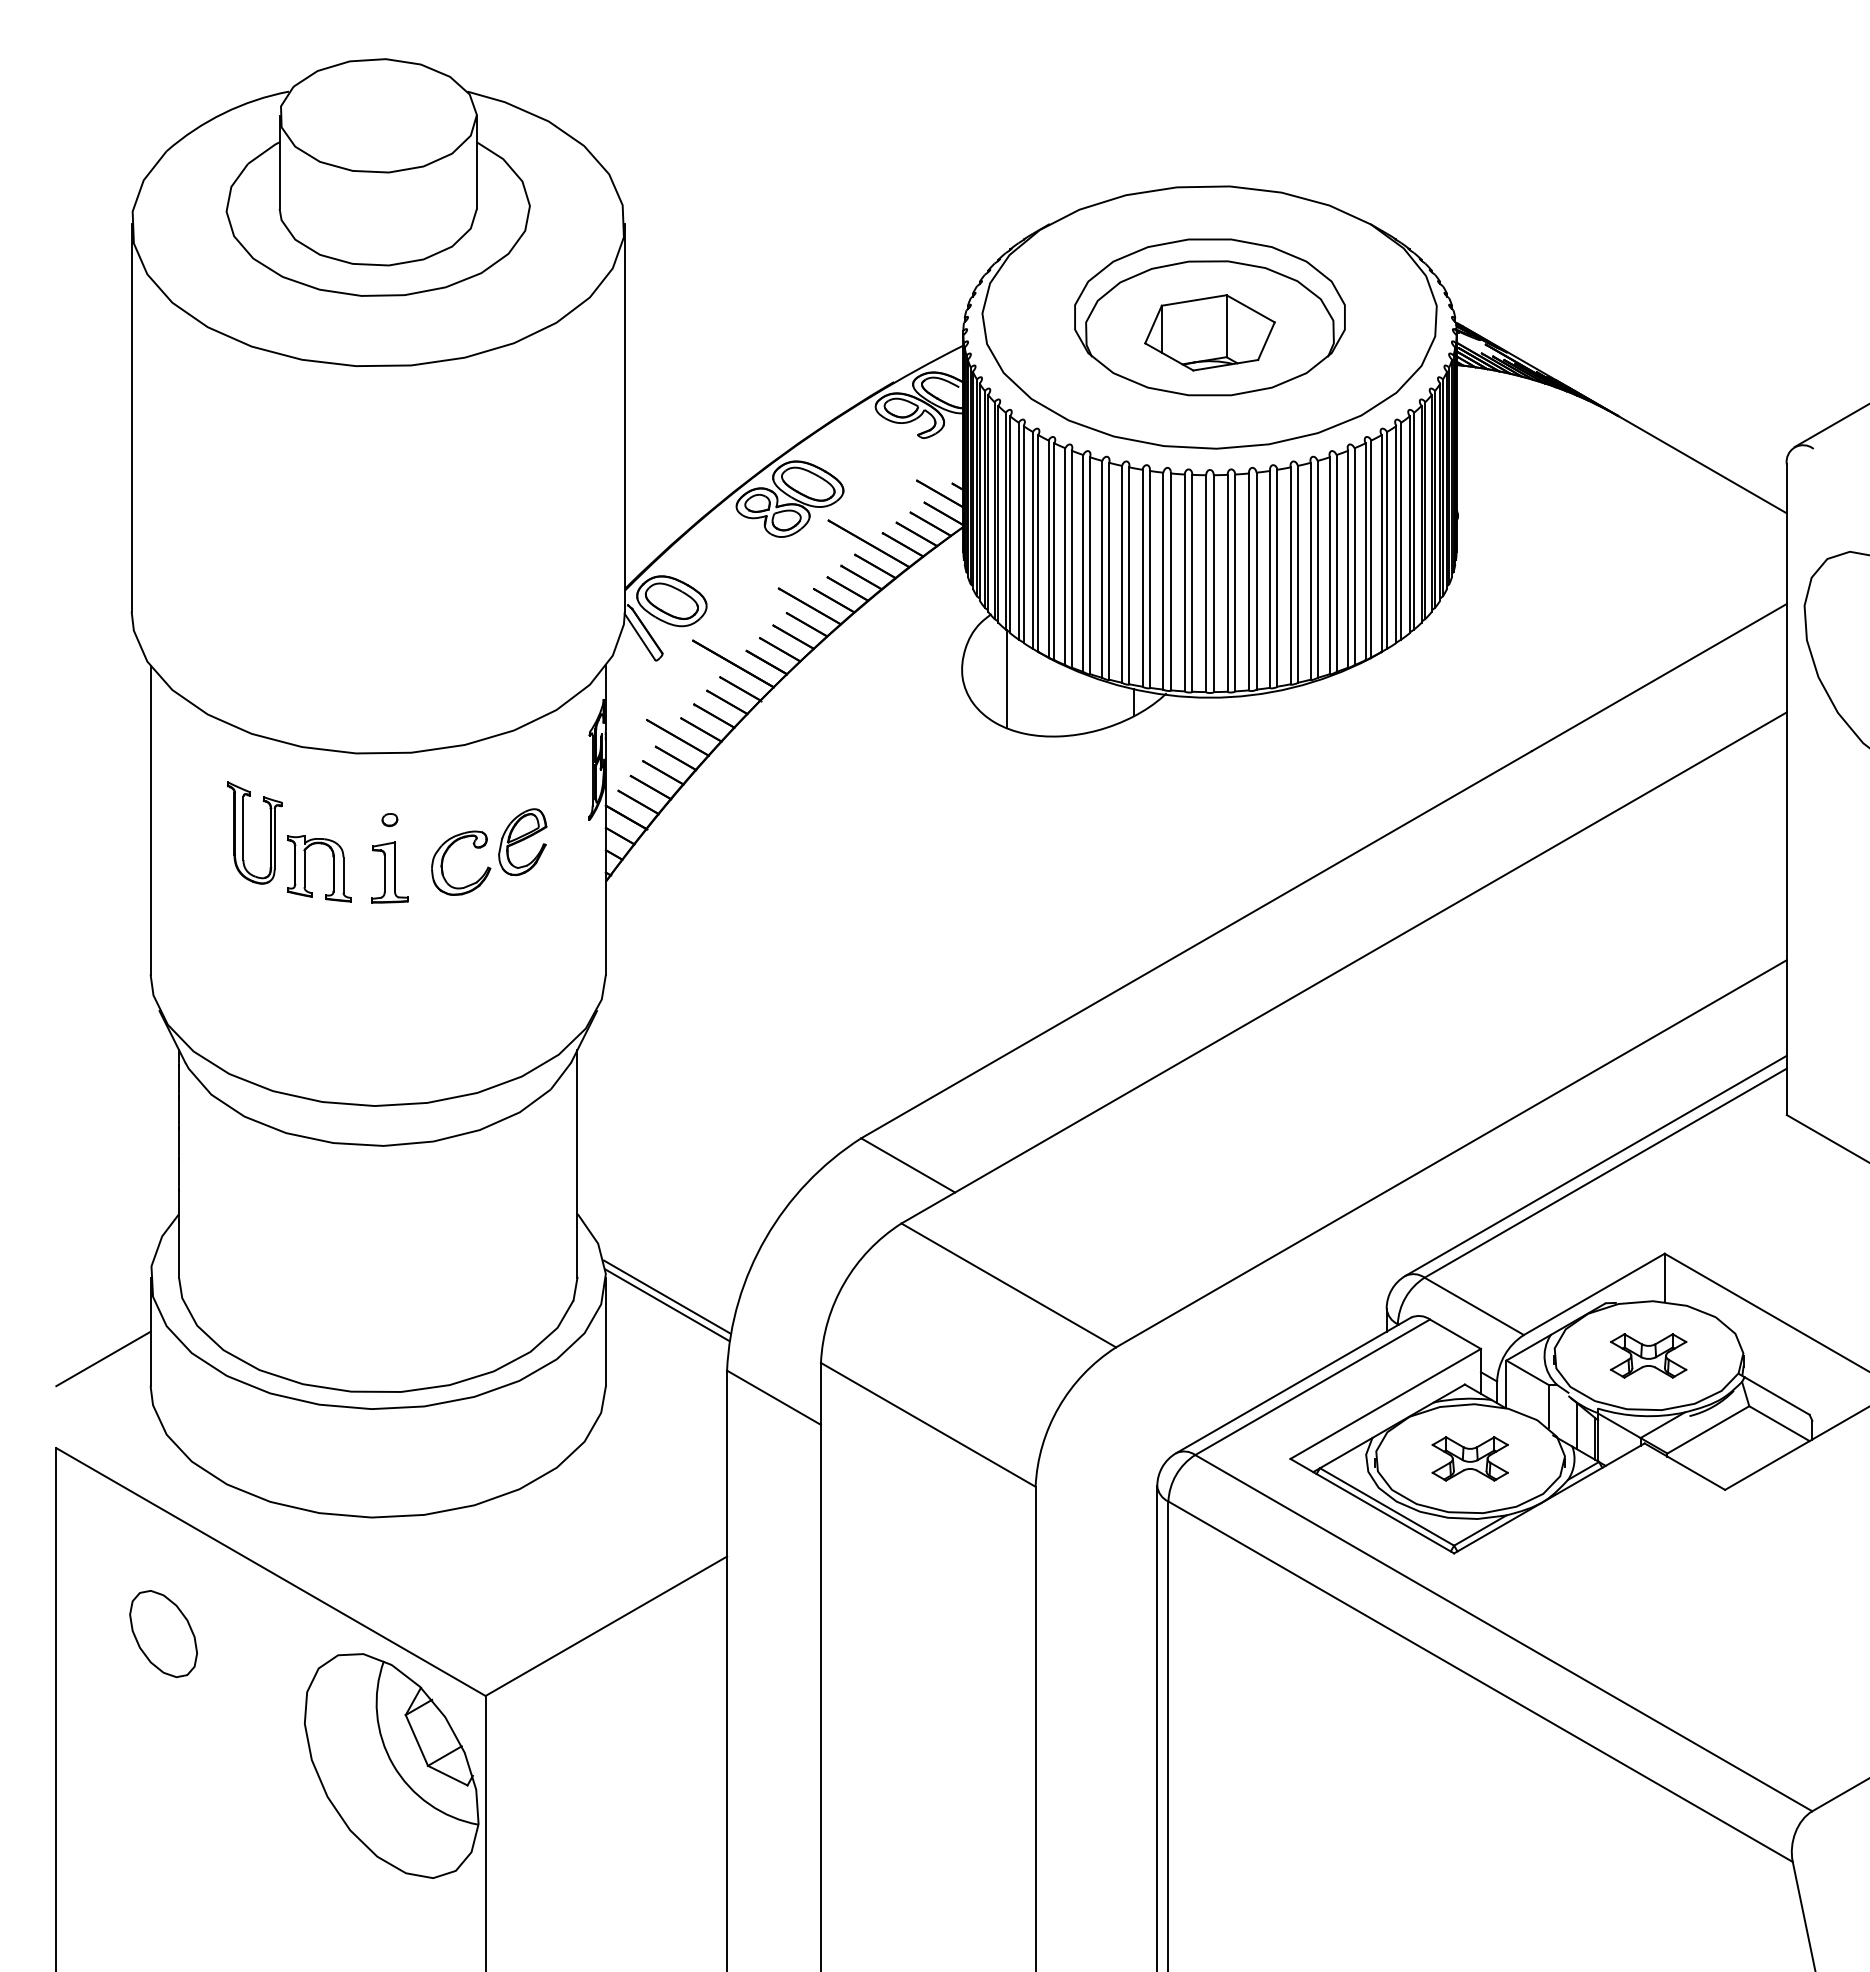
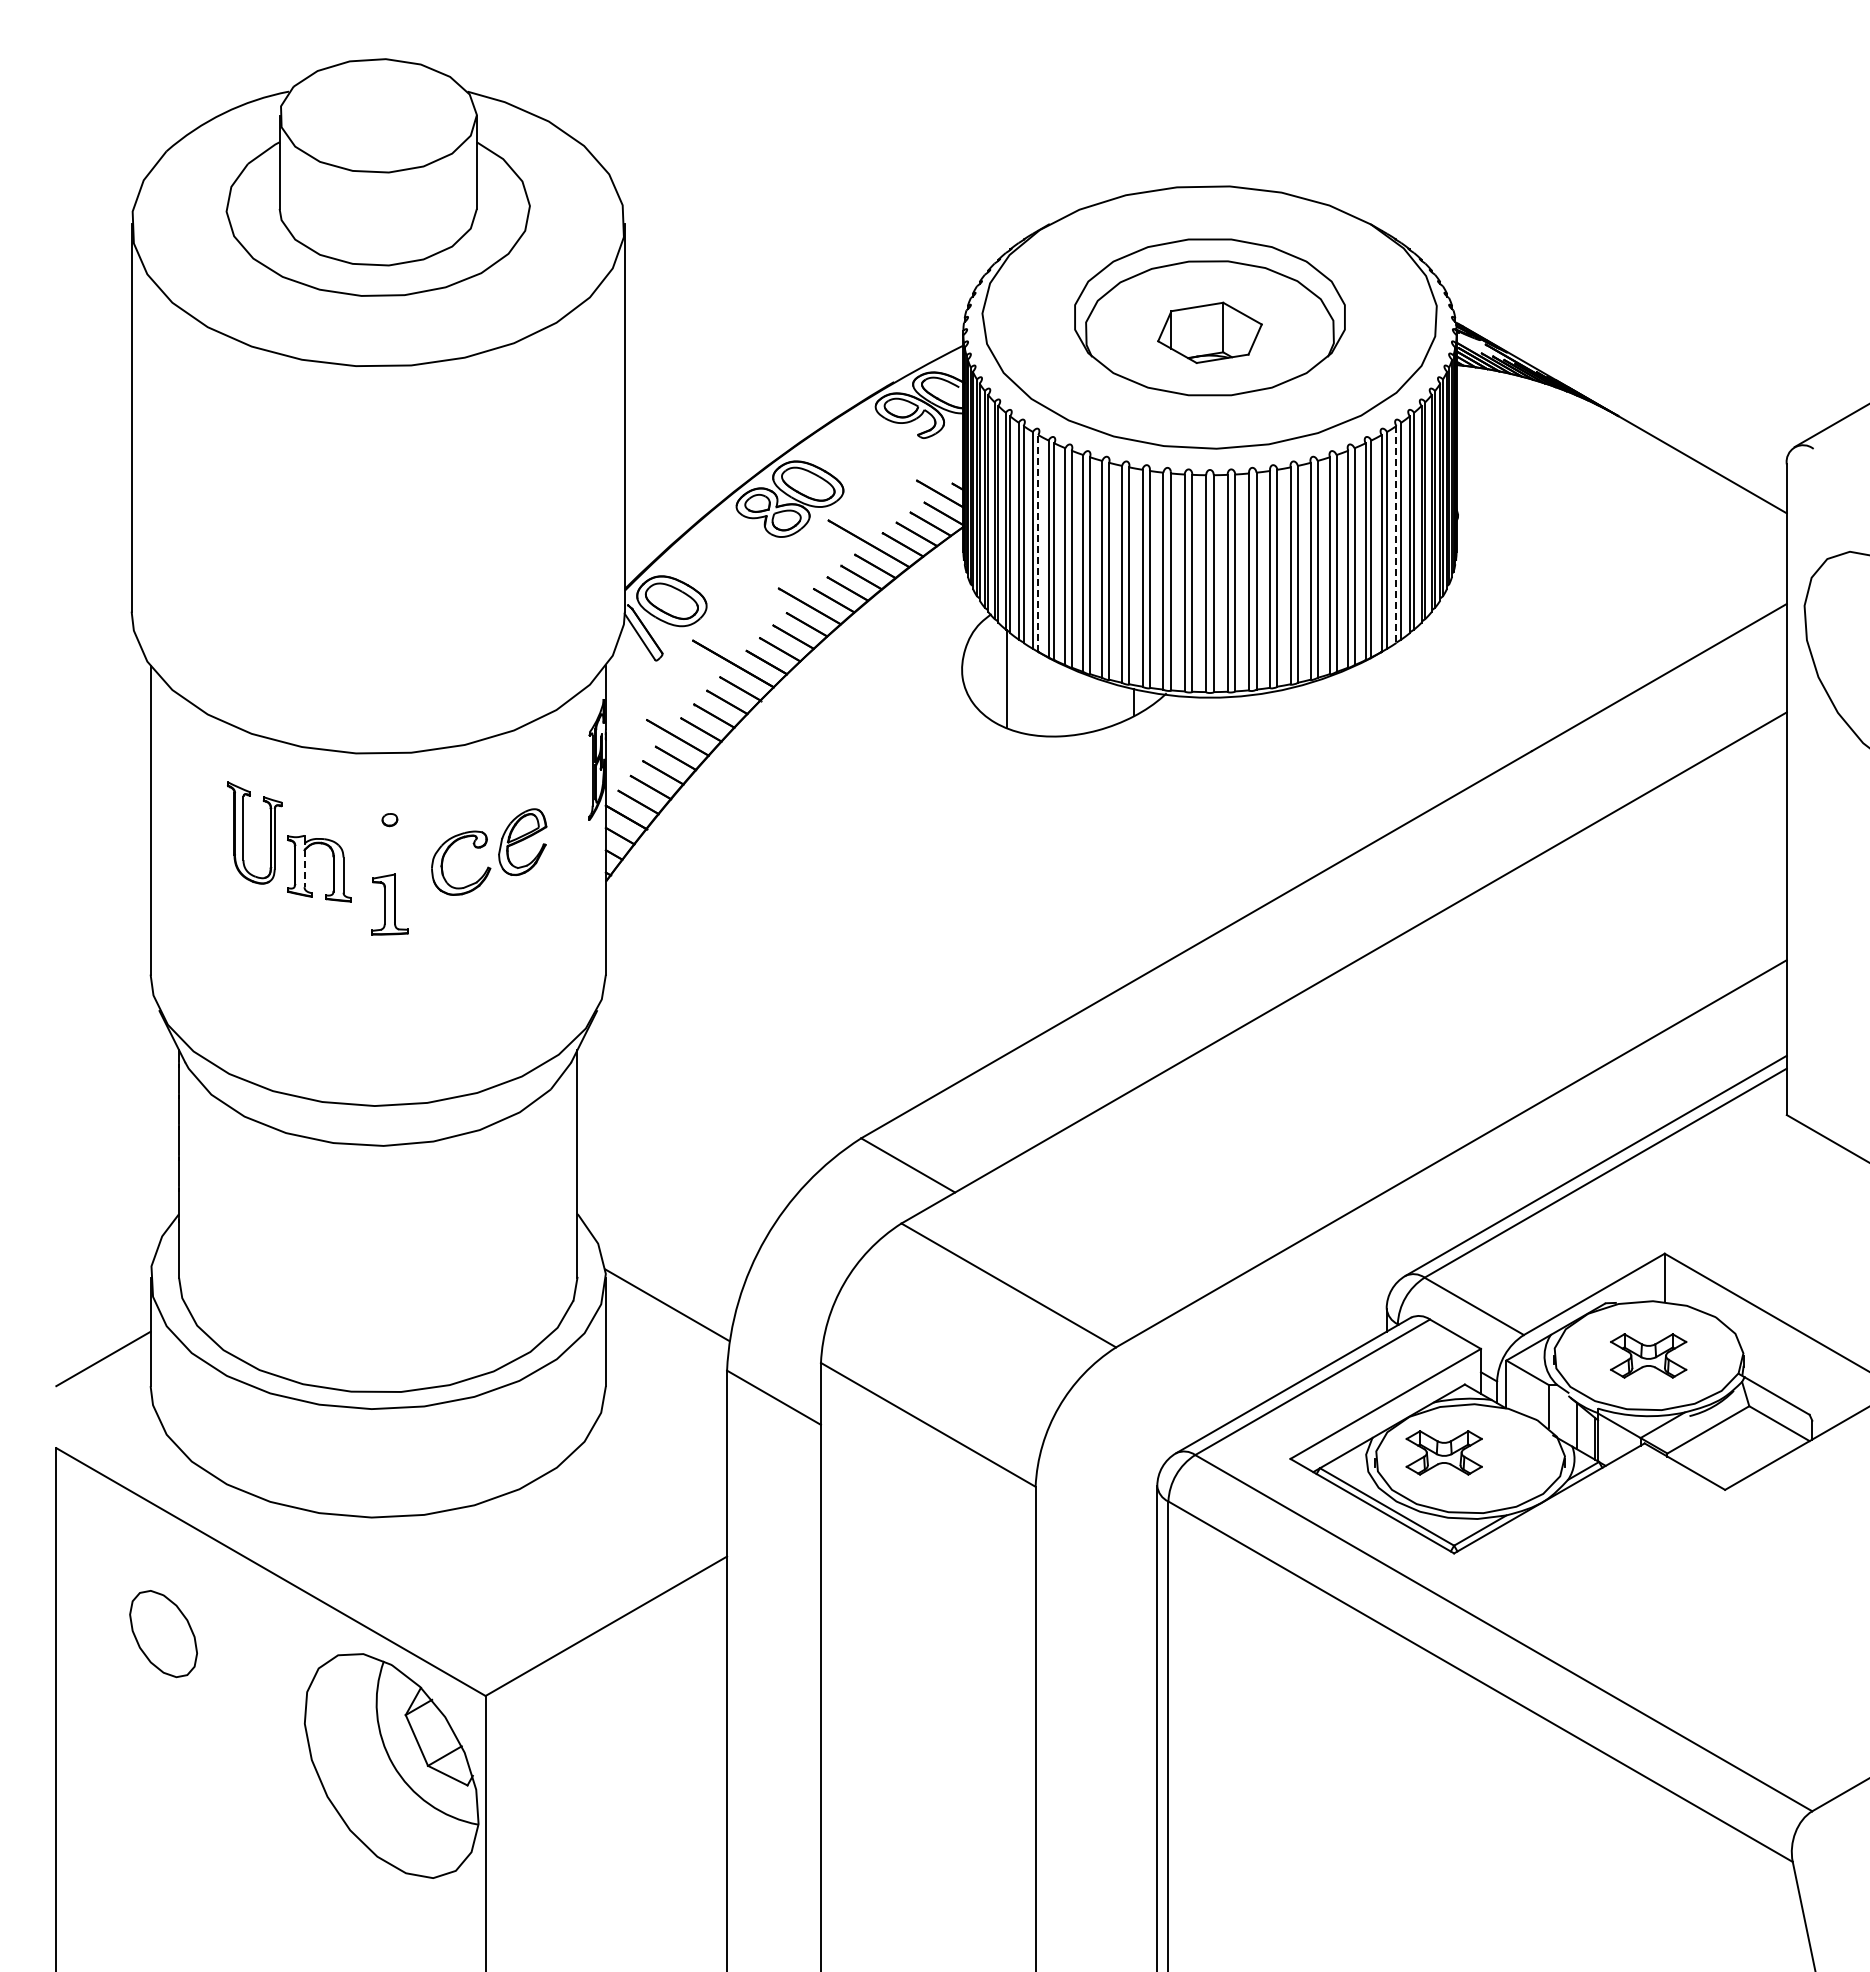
part size: 132x78 px -> 106x63 px (1209, 332)
line: solid -> dashed (1396, 535)
line: solid -> dashed (1038, 543)
line: solid -> dashed (304, 869)
part position: (389, 872) -> (389, 904) (389, 904)
line: present -> none (666, 1296)
part position: (1469, 1458) -> (1443, 1452) (1443, 1452)
